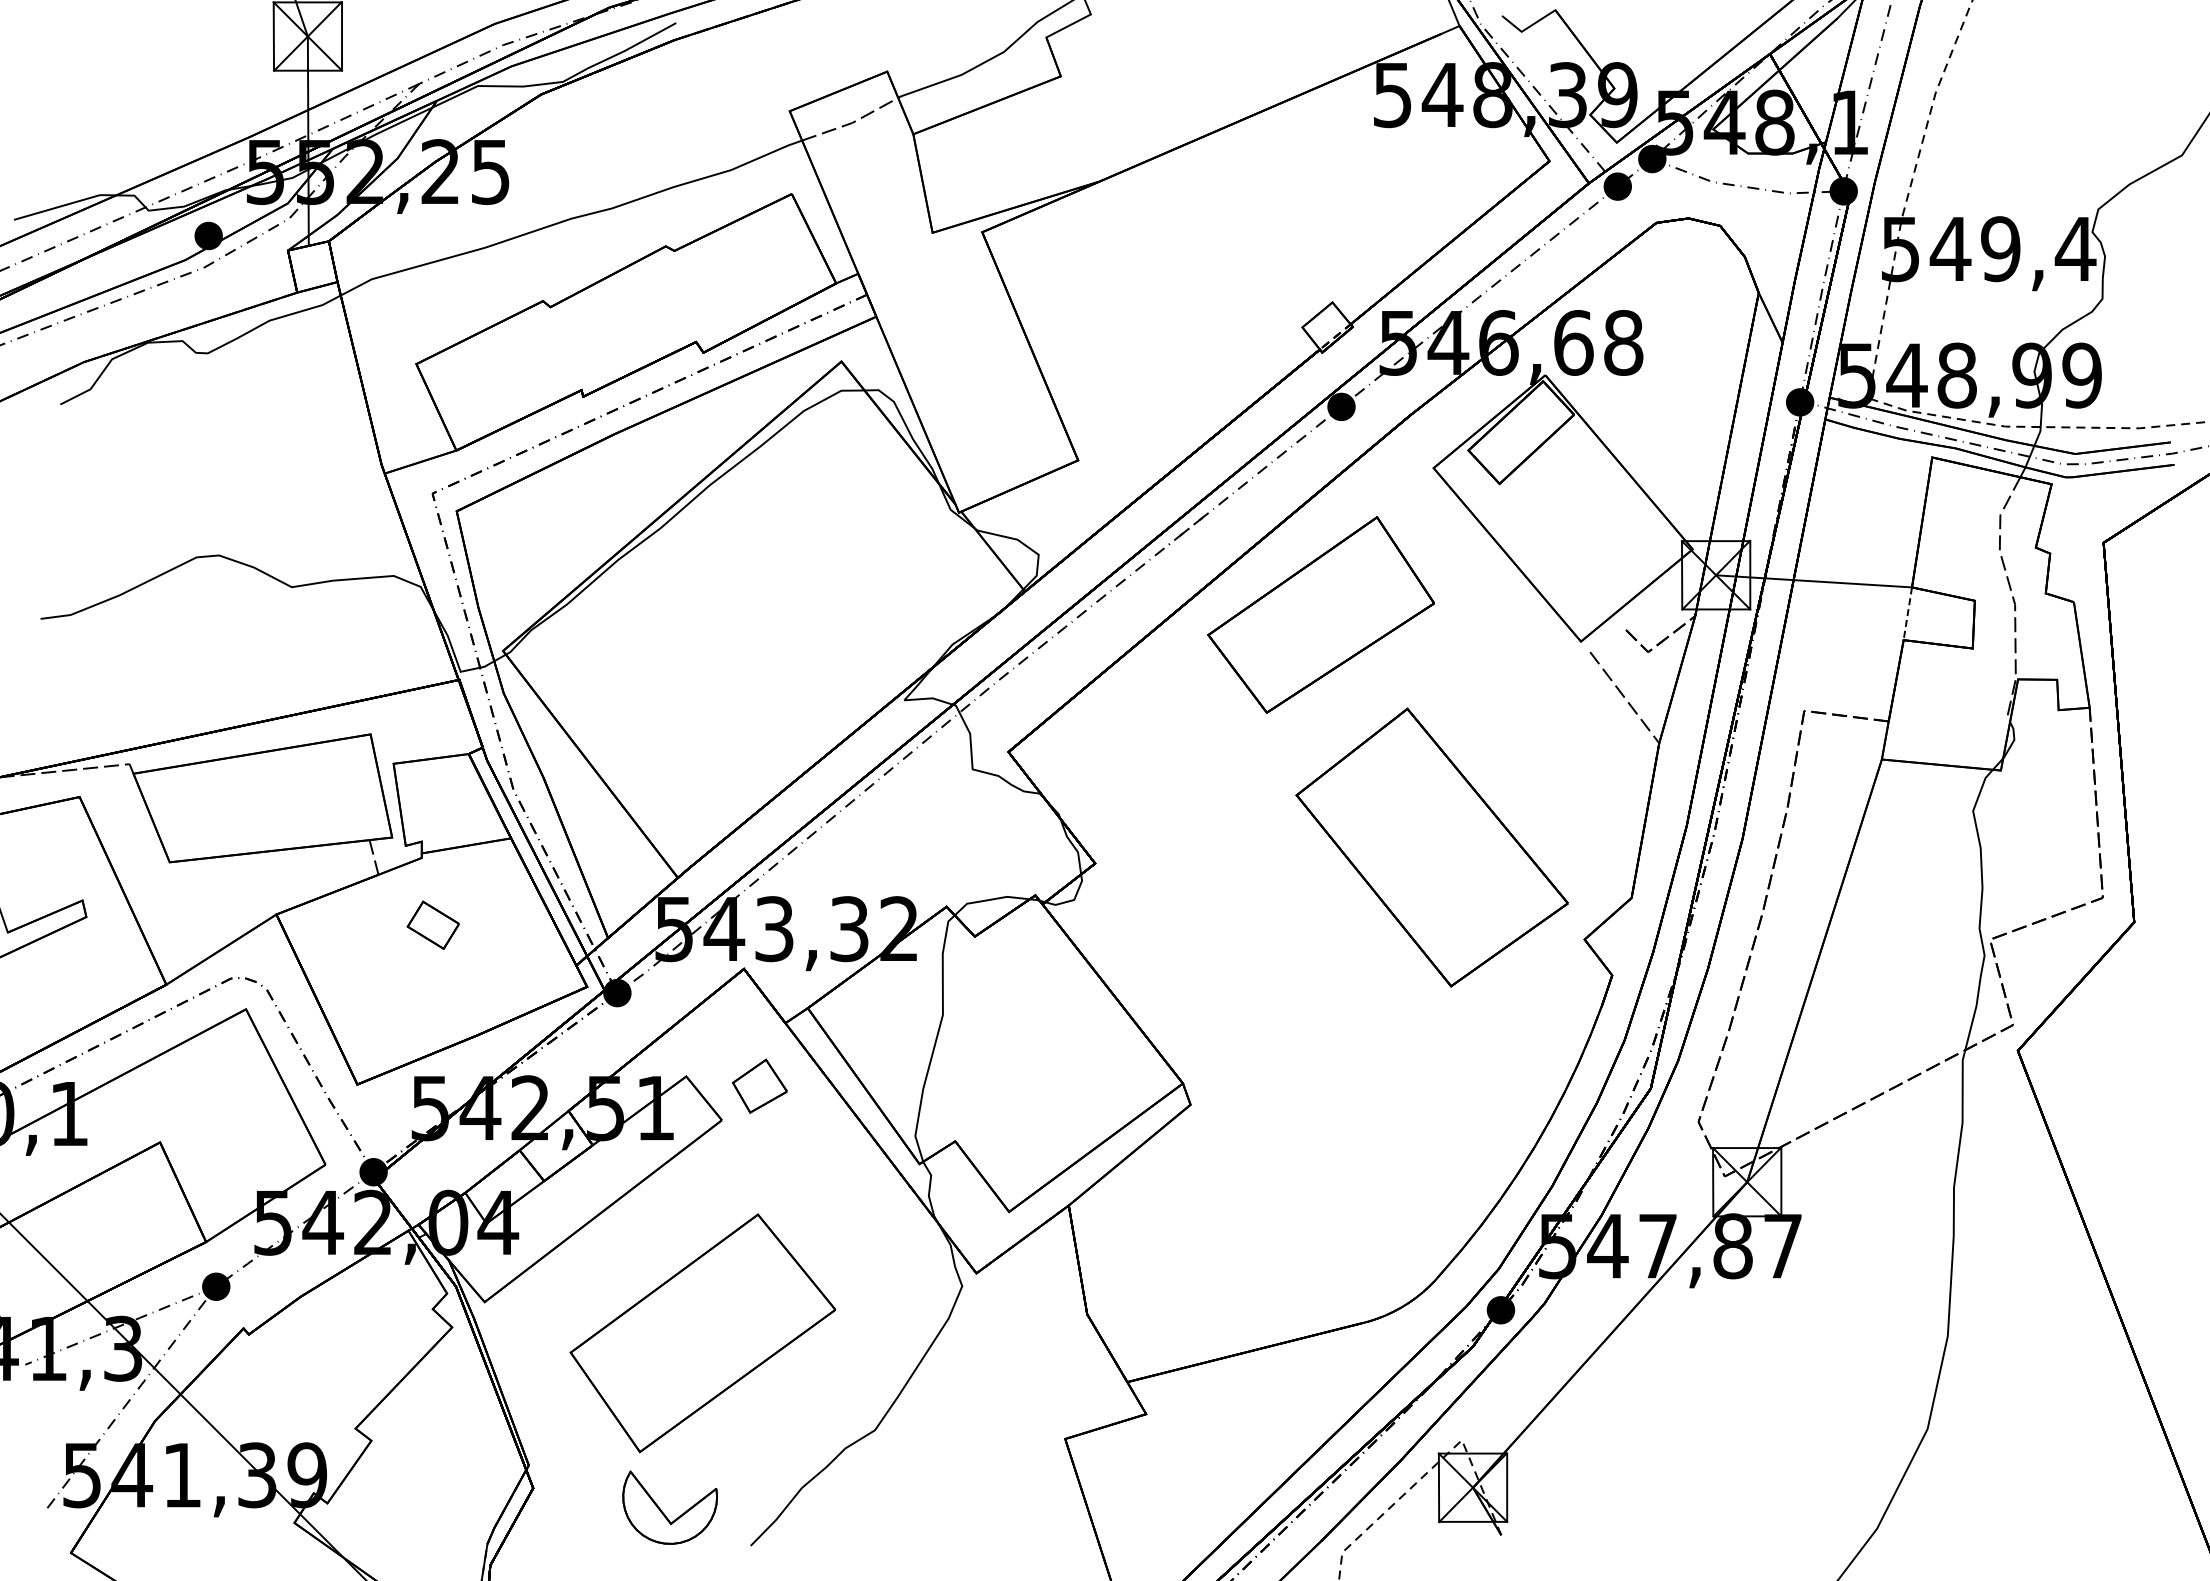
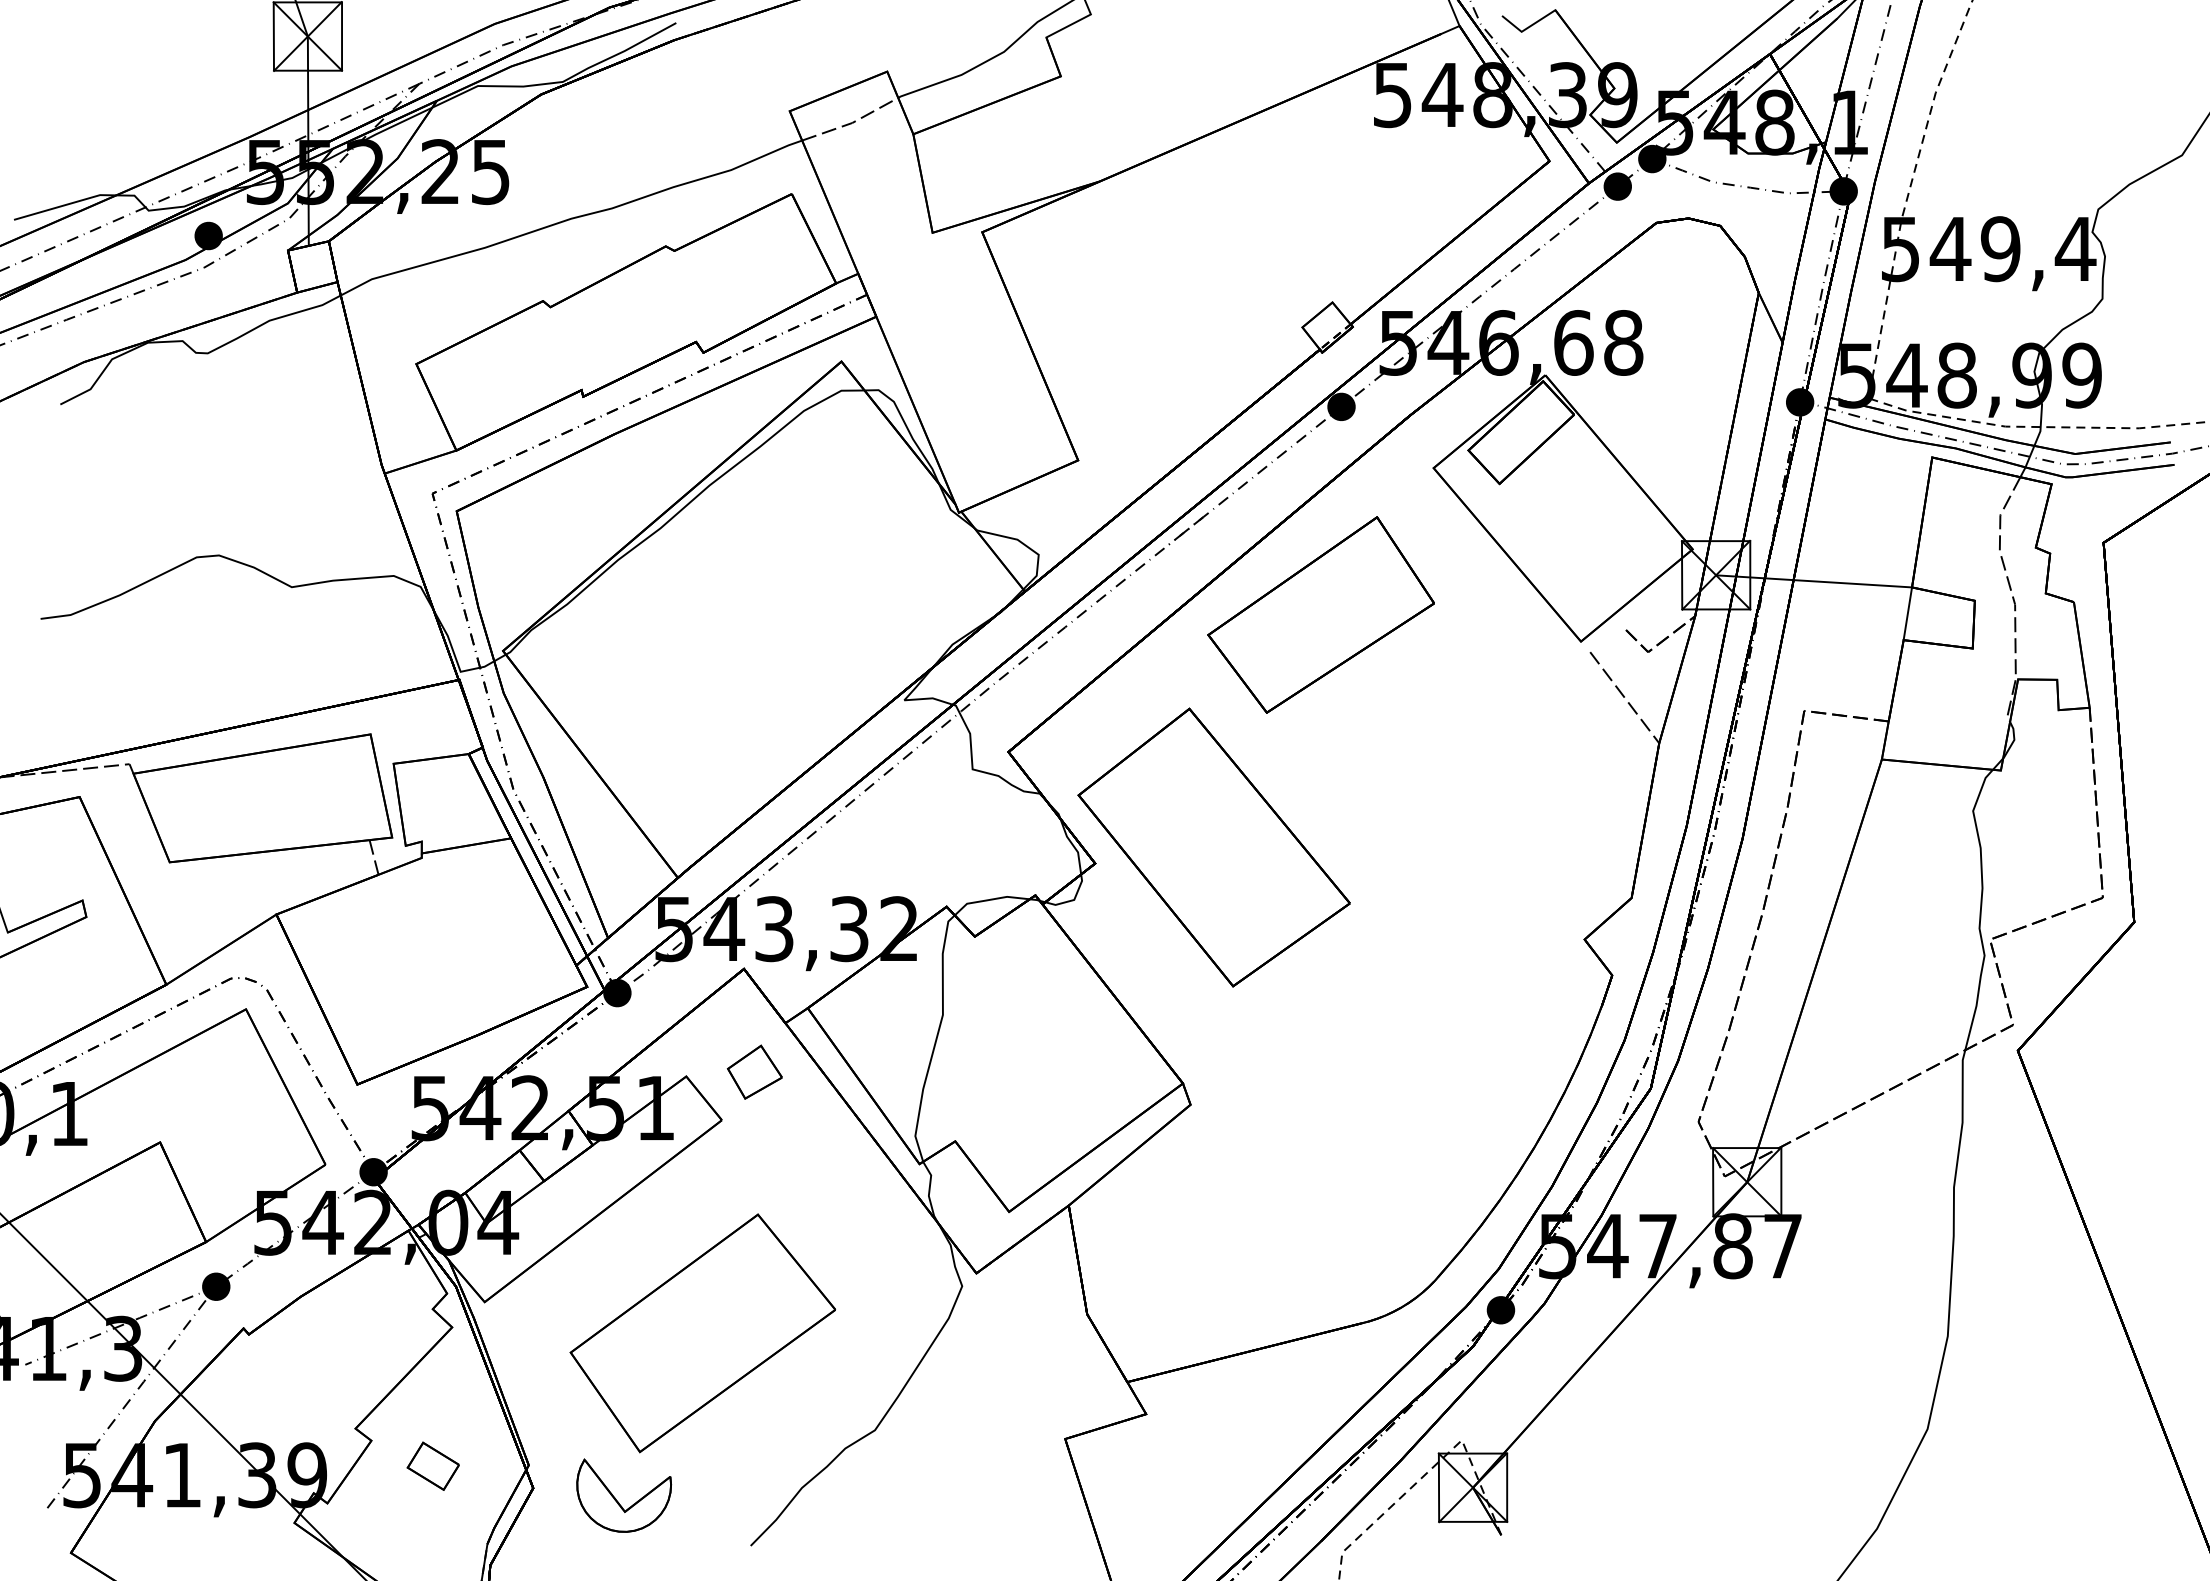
line: dashed -> solid (1907, 613)
part position: (1431, 847) -> (1213, 847) (1213, 847)
part position: (432, 924) -> (432, 1465) (432, 1465)
part position: (759, 1085) -> (754, 1071) (754, 1071)
part position: (664, 1513) -> (618, 1501) (618, 1501)
